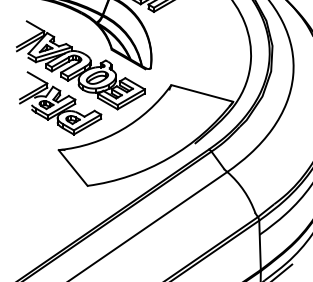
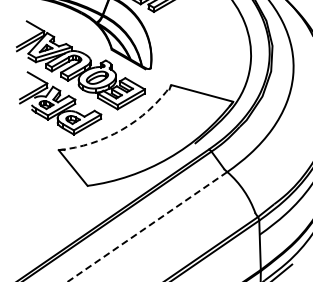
arc: solid -> dashed (122, 129)
line: solid -> dashed (147, 226)
